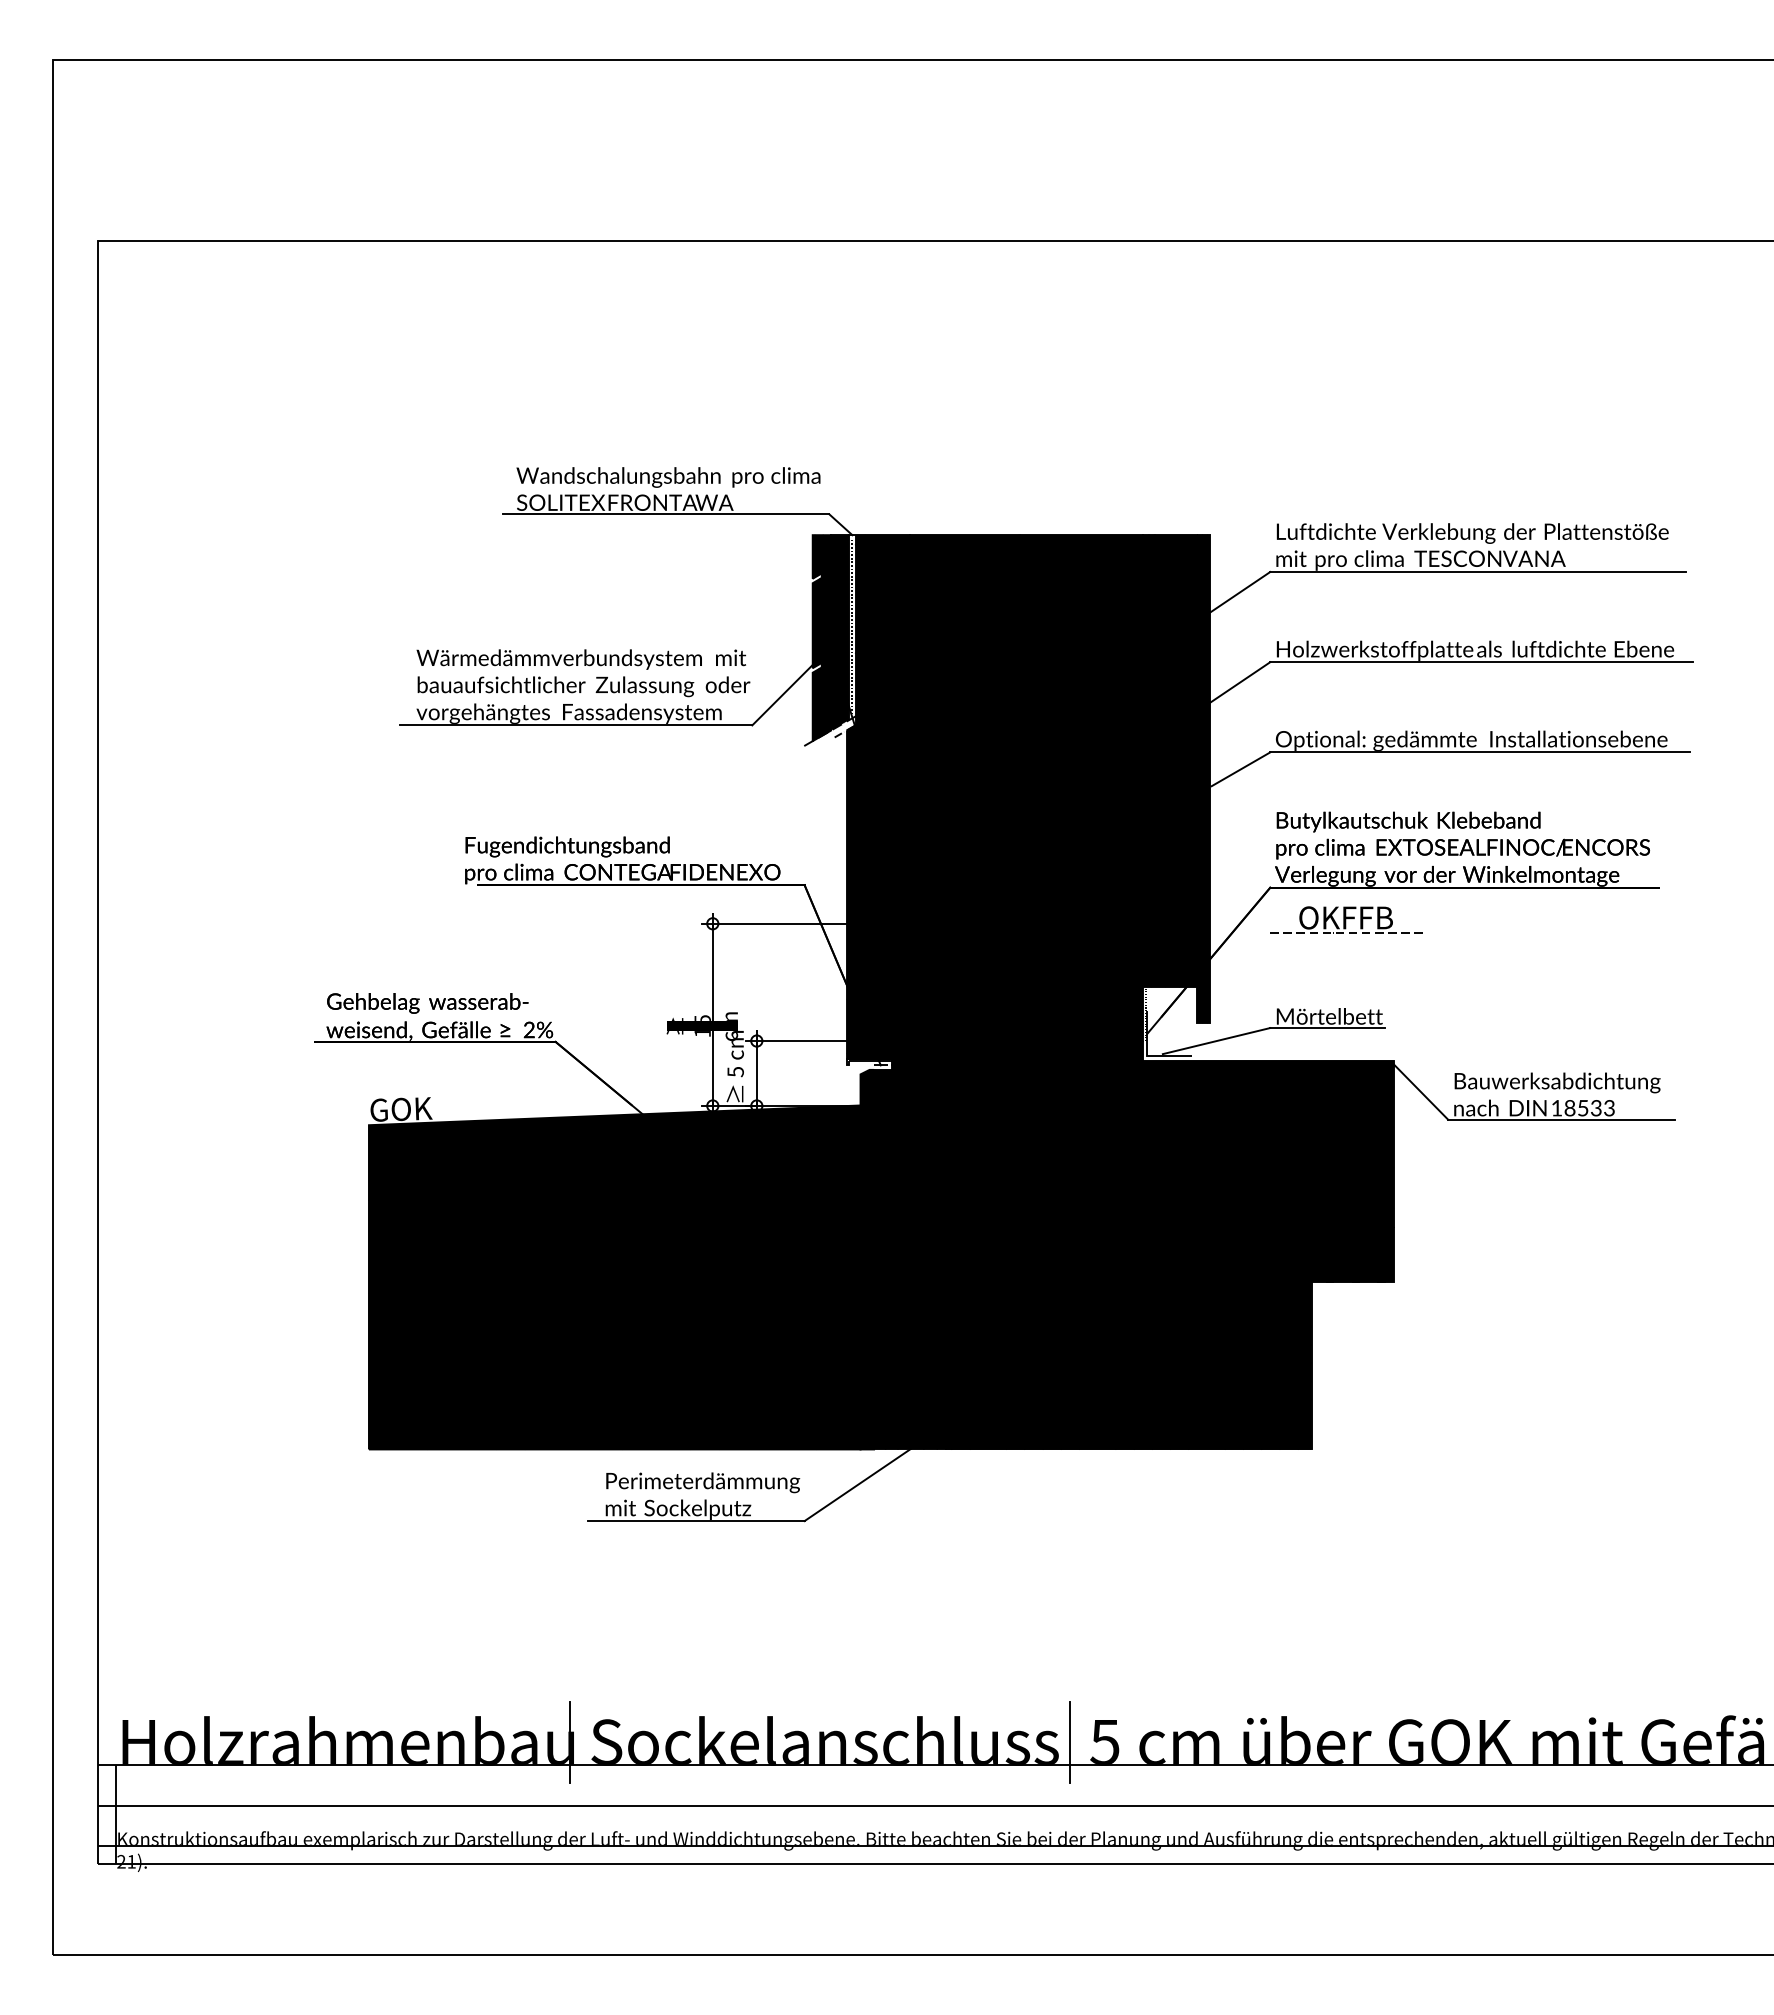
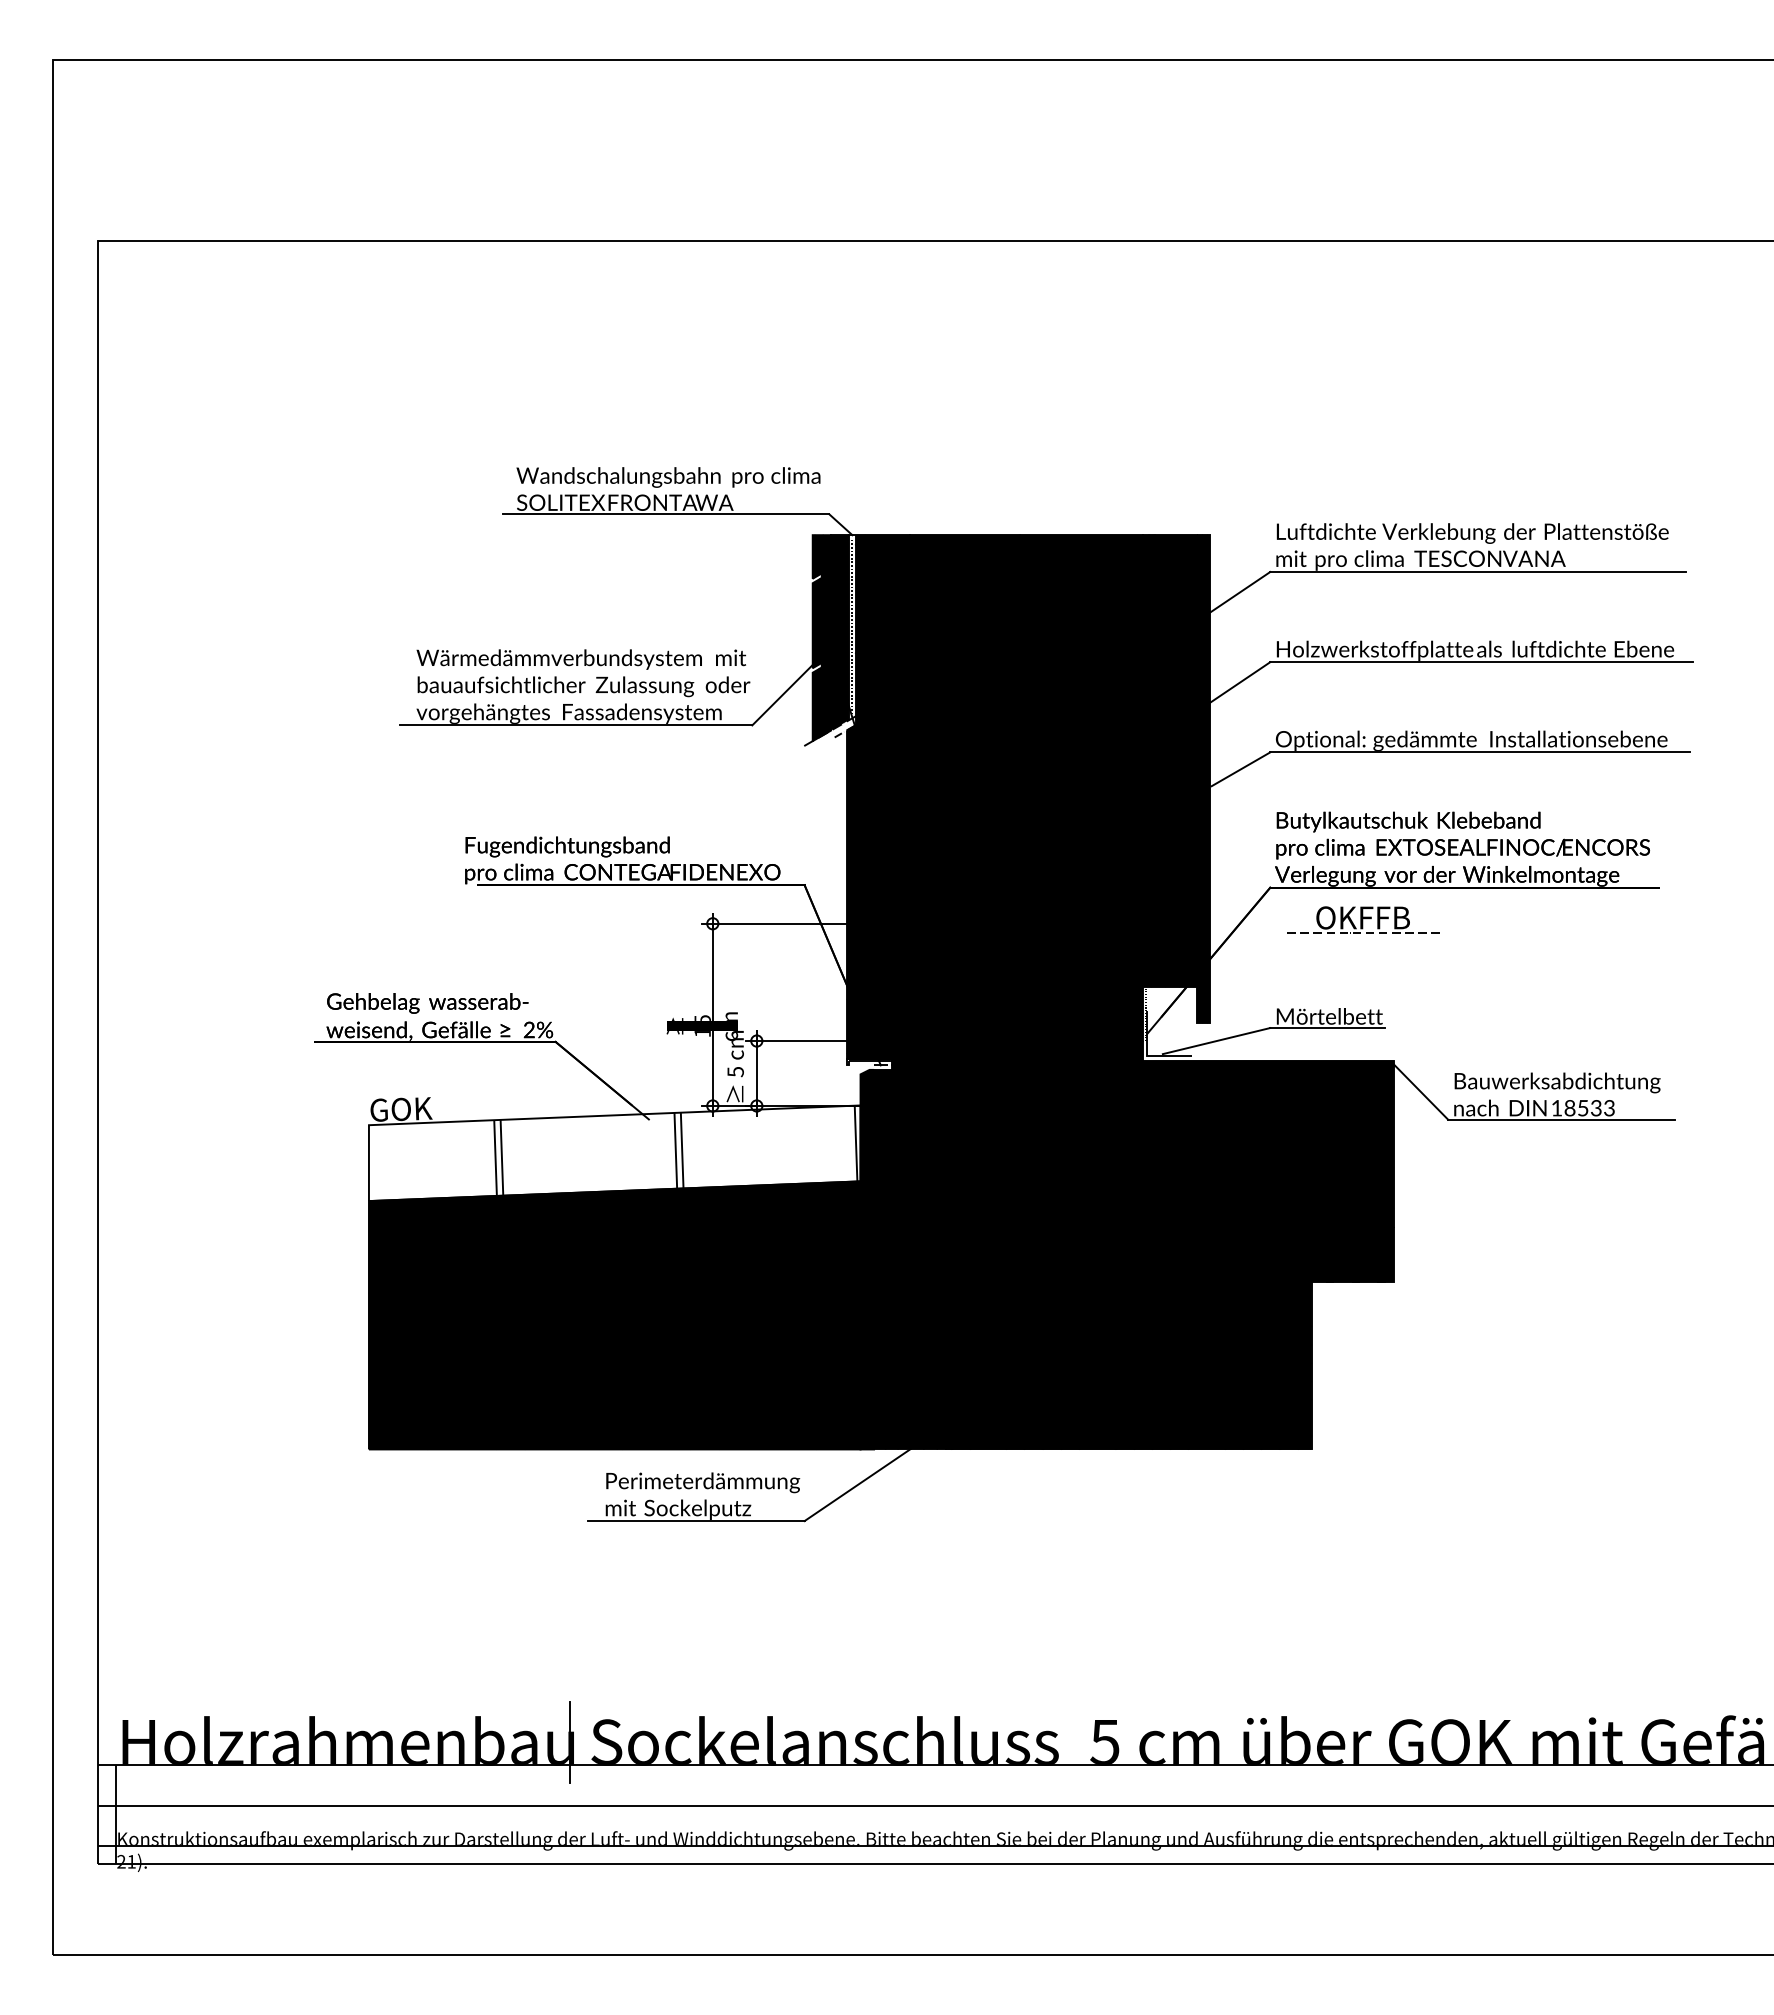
part position: (1346, 919) -> (1363, 919) (1363, 919)
fill: present -> none (614, 1153)
line: present -> none (1070, 1742)
